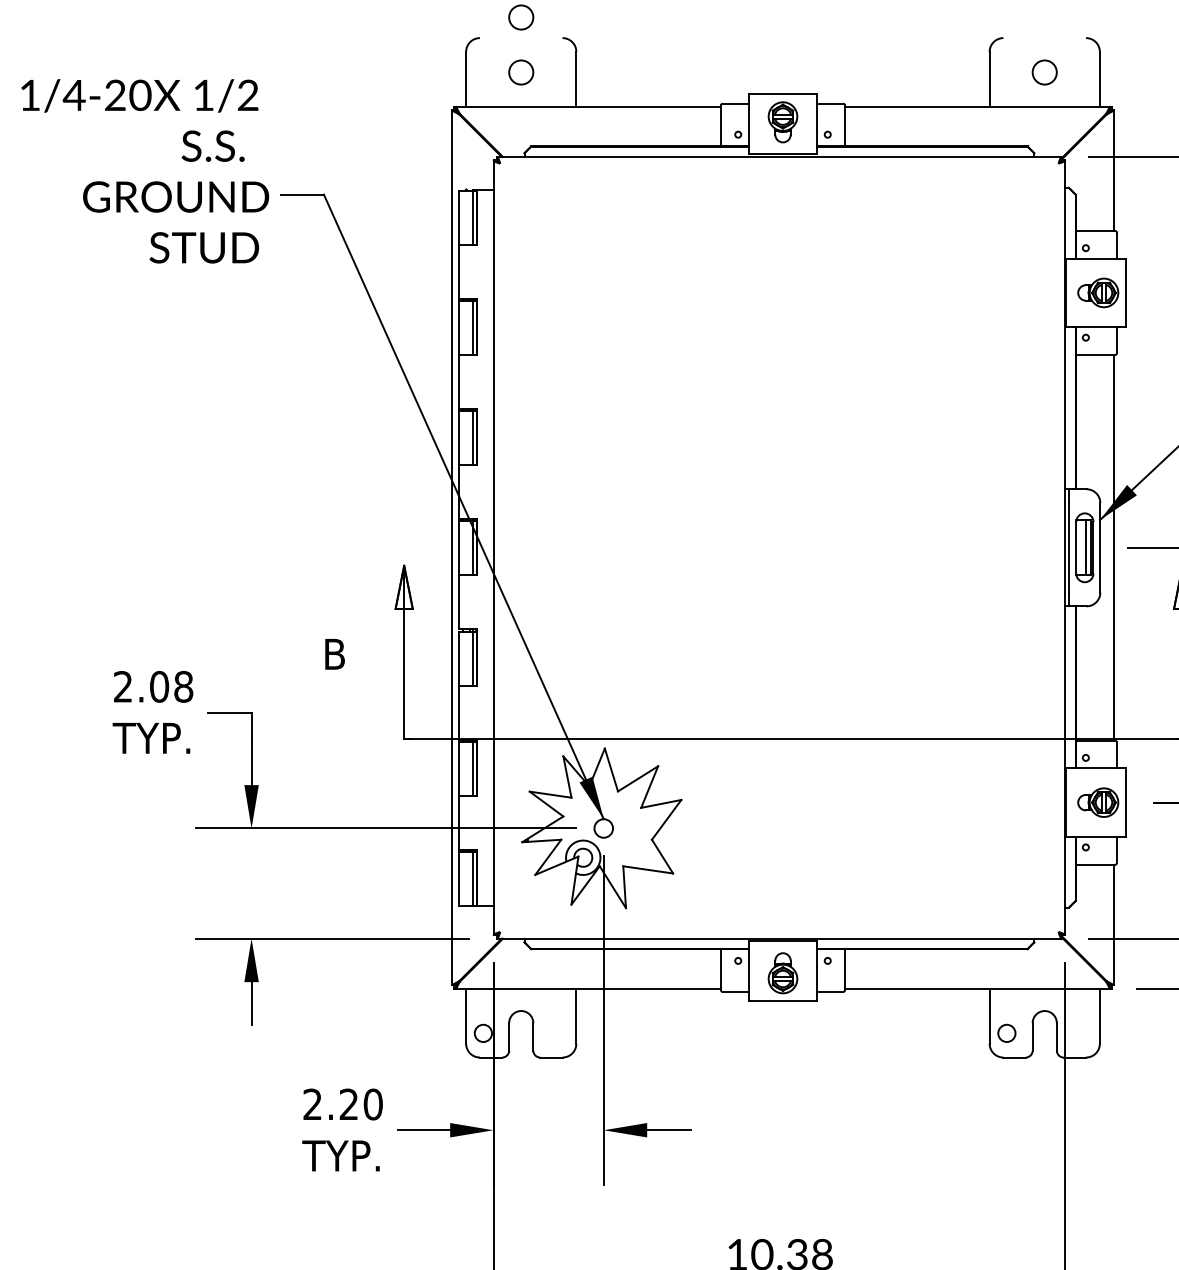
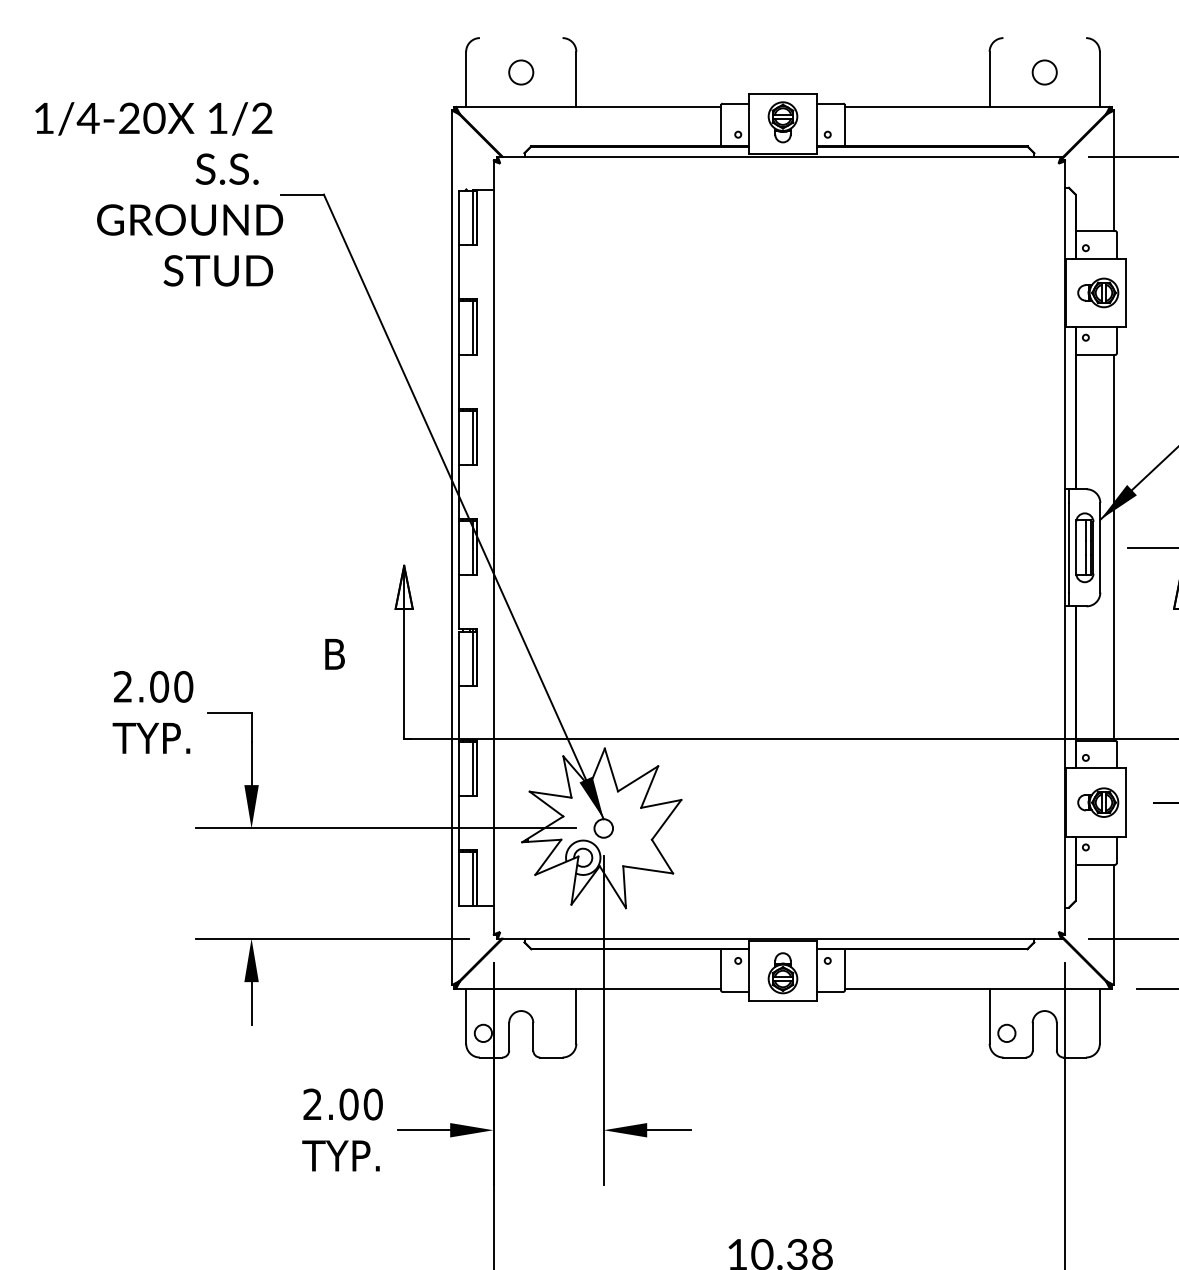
circle: present -> none (521, 17)
text position: (145, 171) -> (159, 194) (159, 194)
text: 2.08 -> 2.00 (183, 686)
text: 2.20 -> 2.00 (348, 1104)
